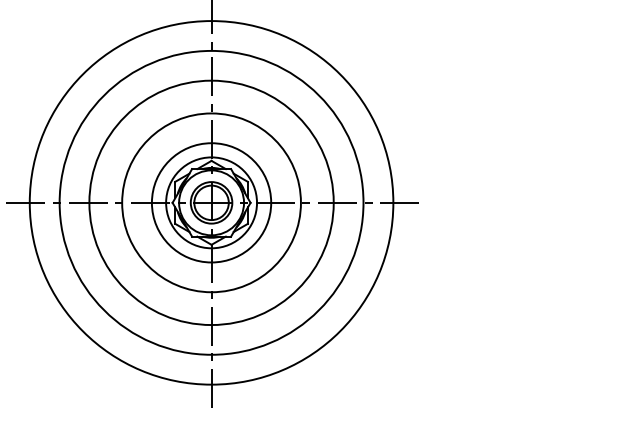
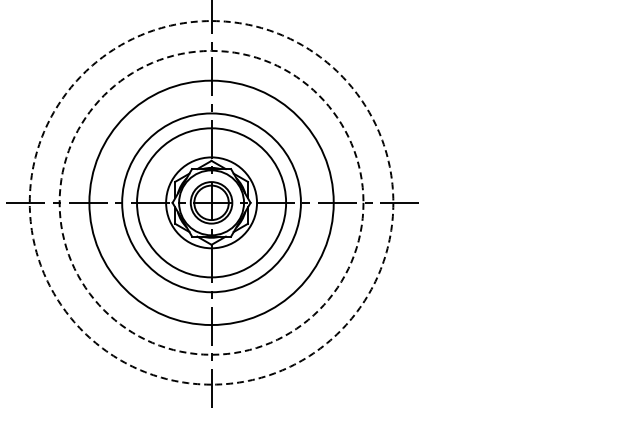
circle diameter: 119 px -> 149 px (211, 202)
circle: solid -> dashed (211, 202)
circle: solid -> dashed (211, 202)
